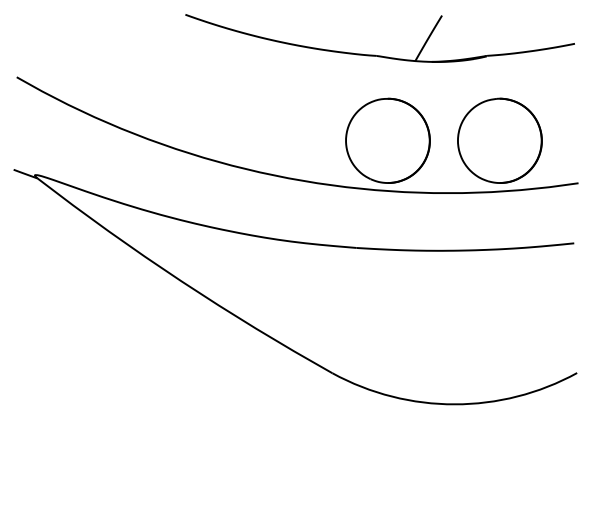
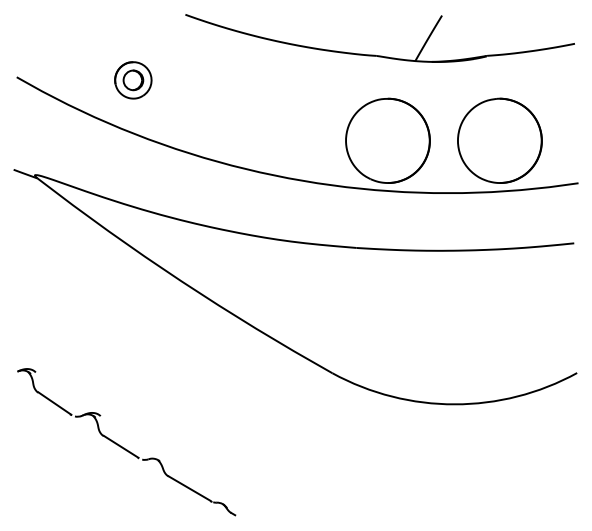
part: none -> present (133, 80)
part: none -> present (126, 442)
